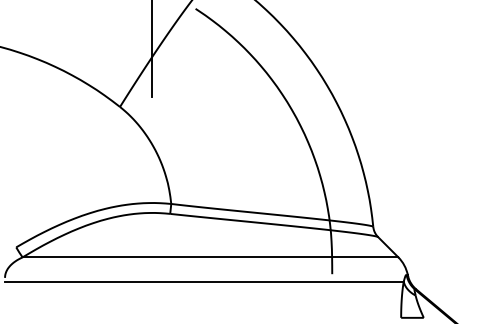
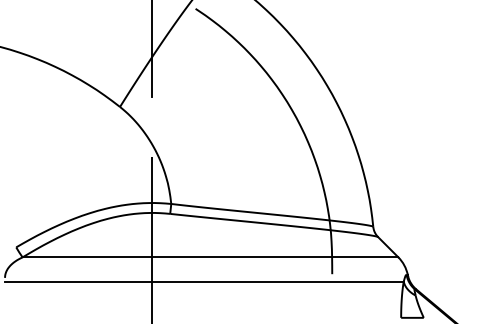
line: none -> present (152, 238)
